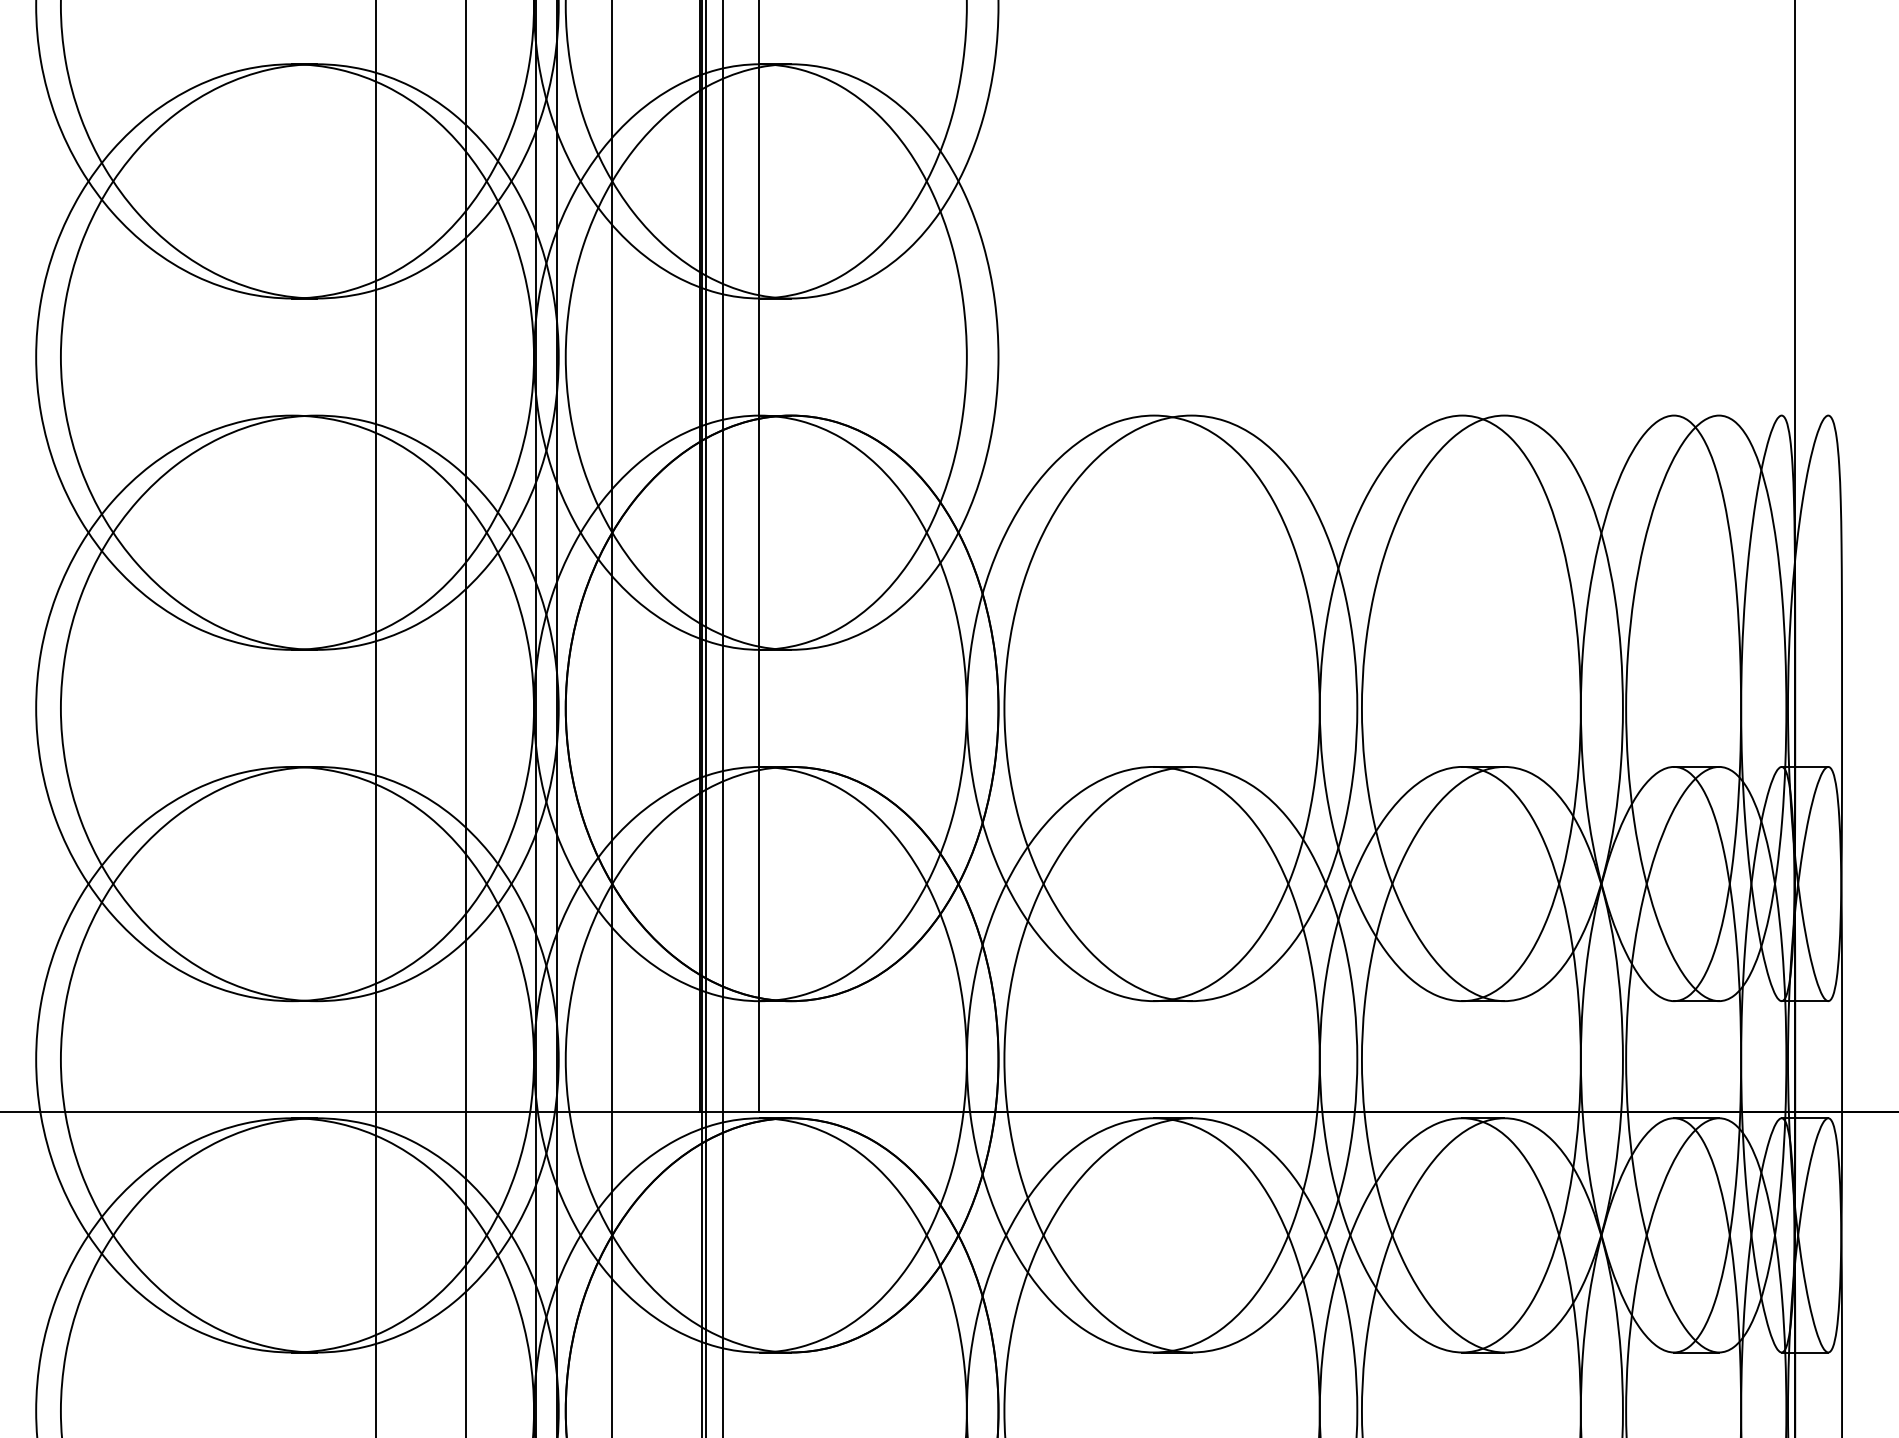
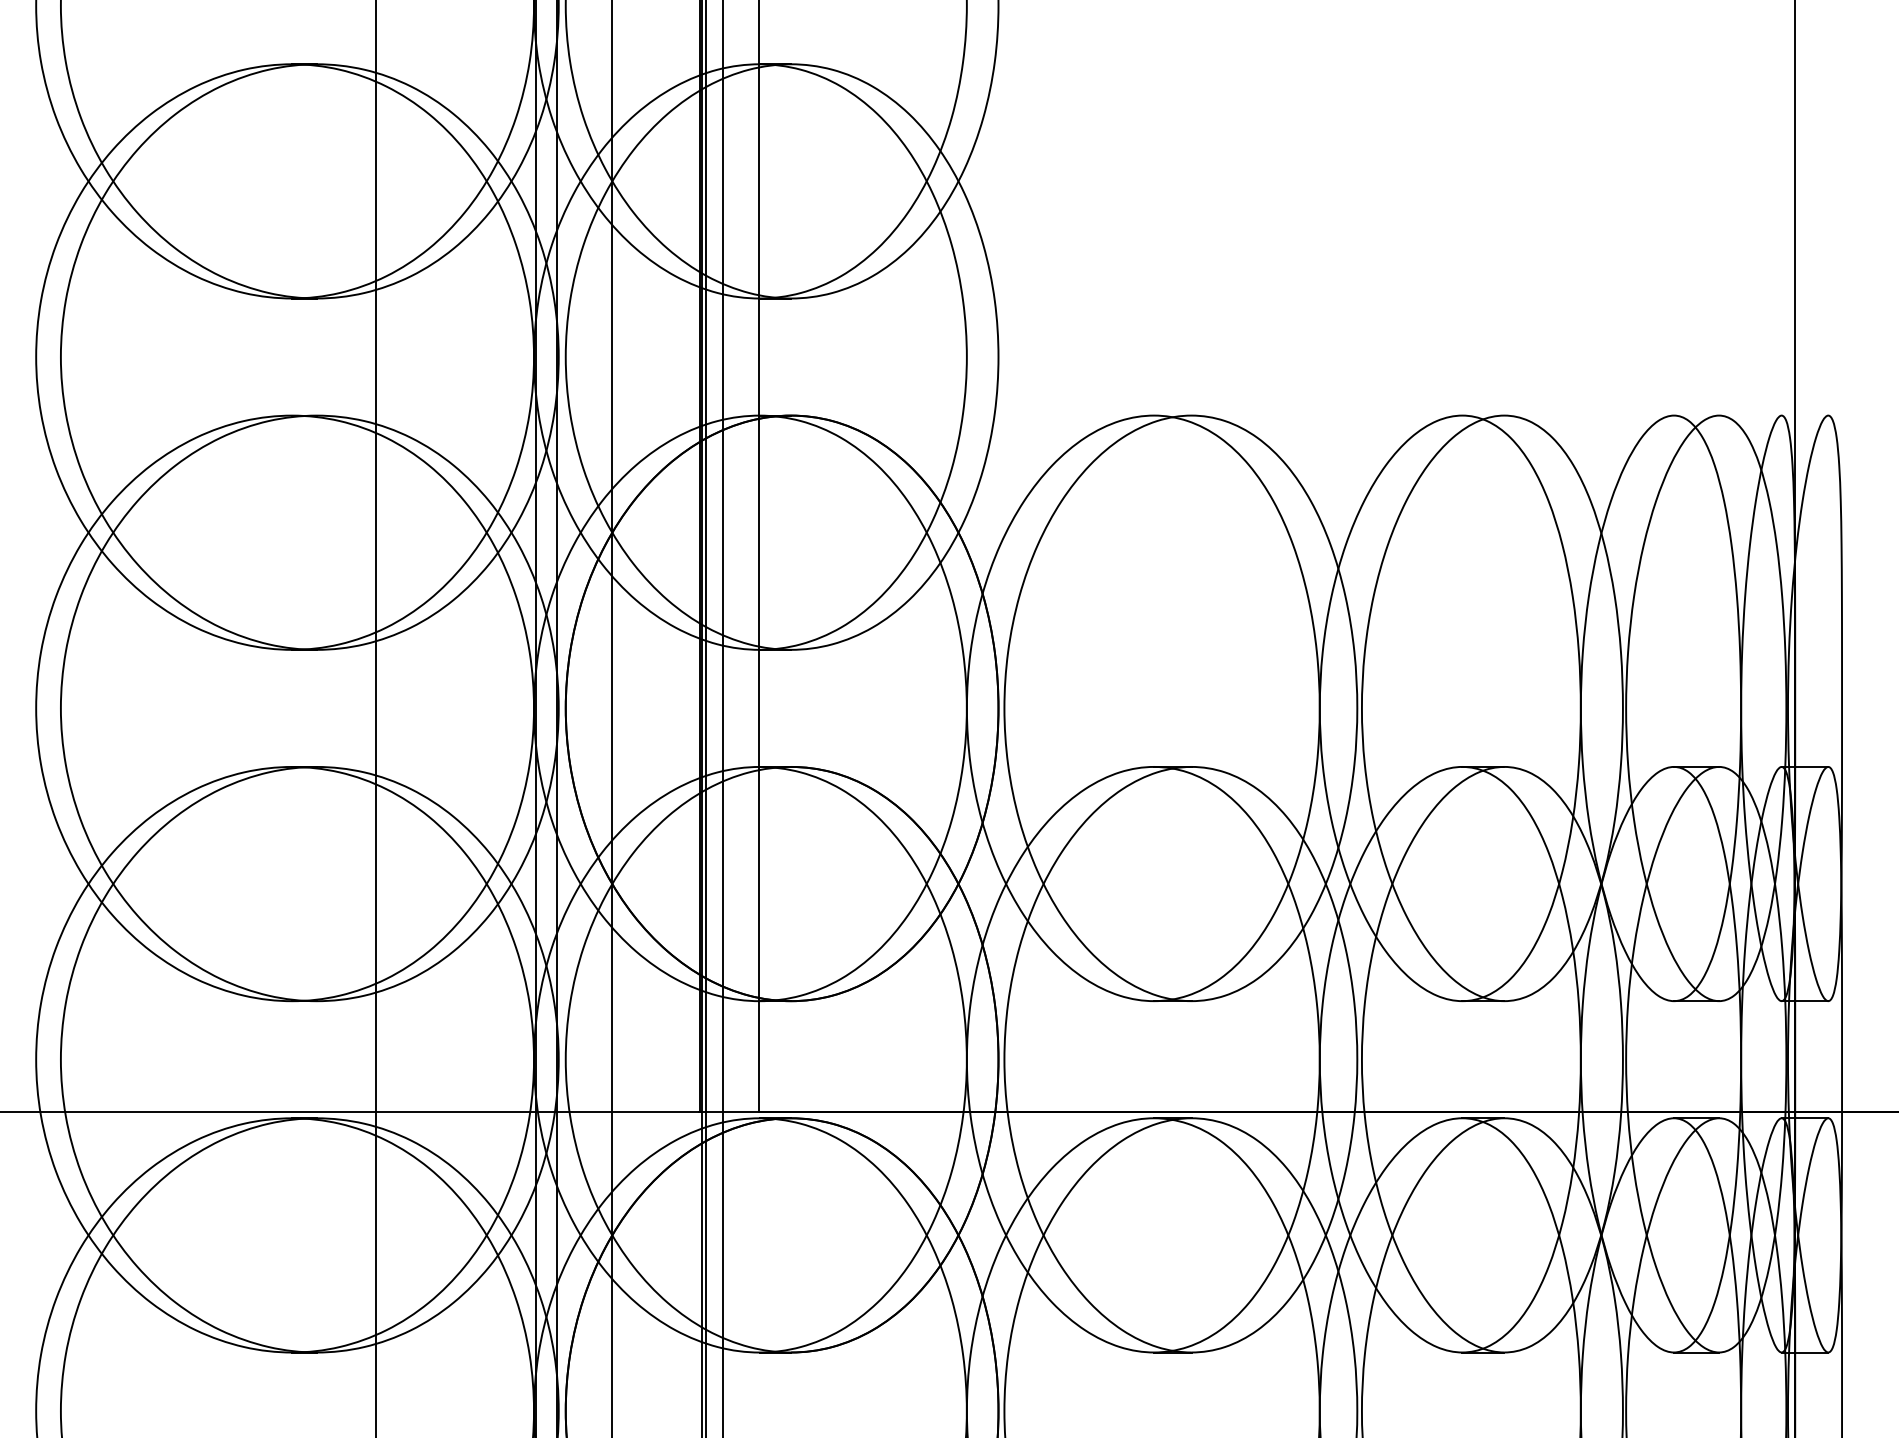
line: present -> none (465, 718)
